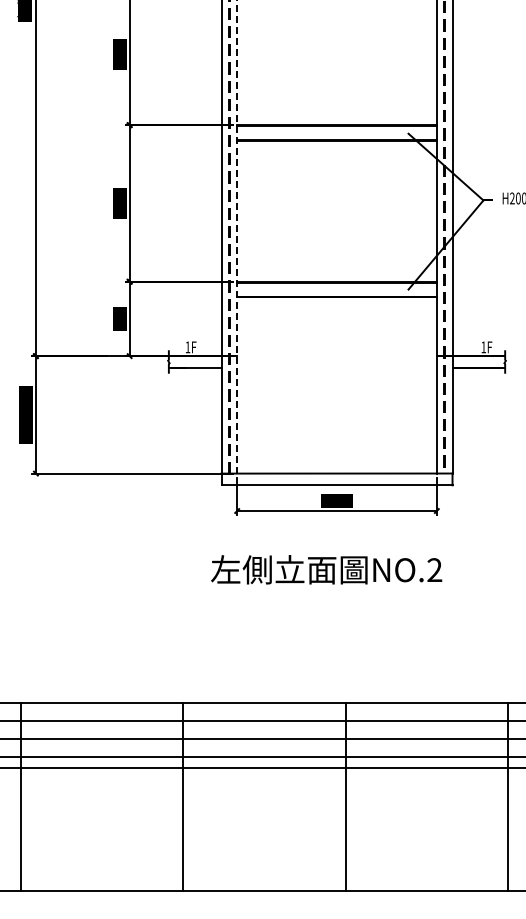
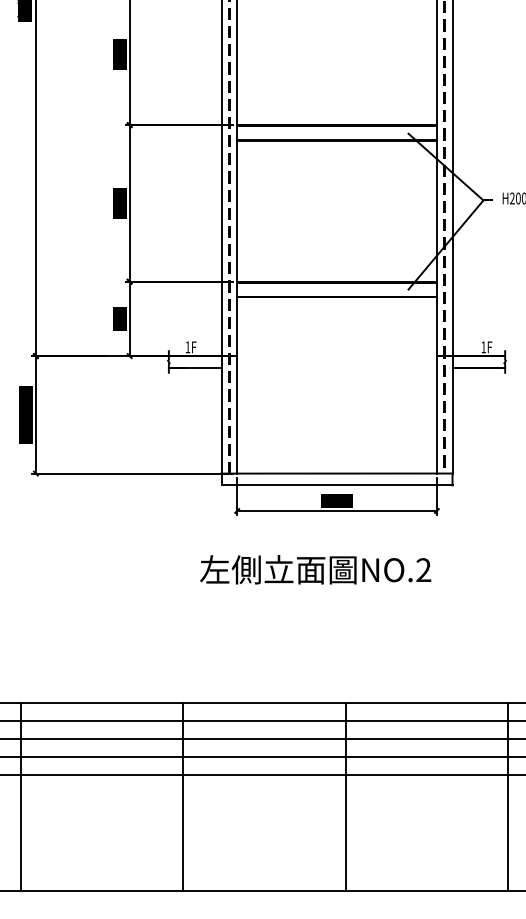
line: dashed -> solid (237, 236)
text position: (326, 569) -> (315, 569) (315, 569)
line position: (262, 767) -> (262, 774) (262, 774)
